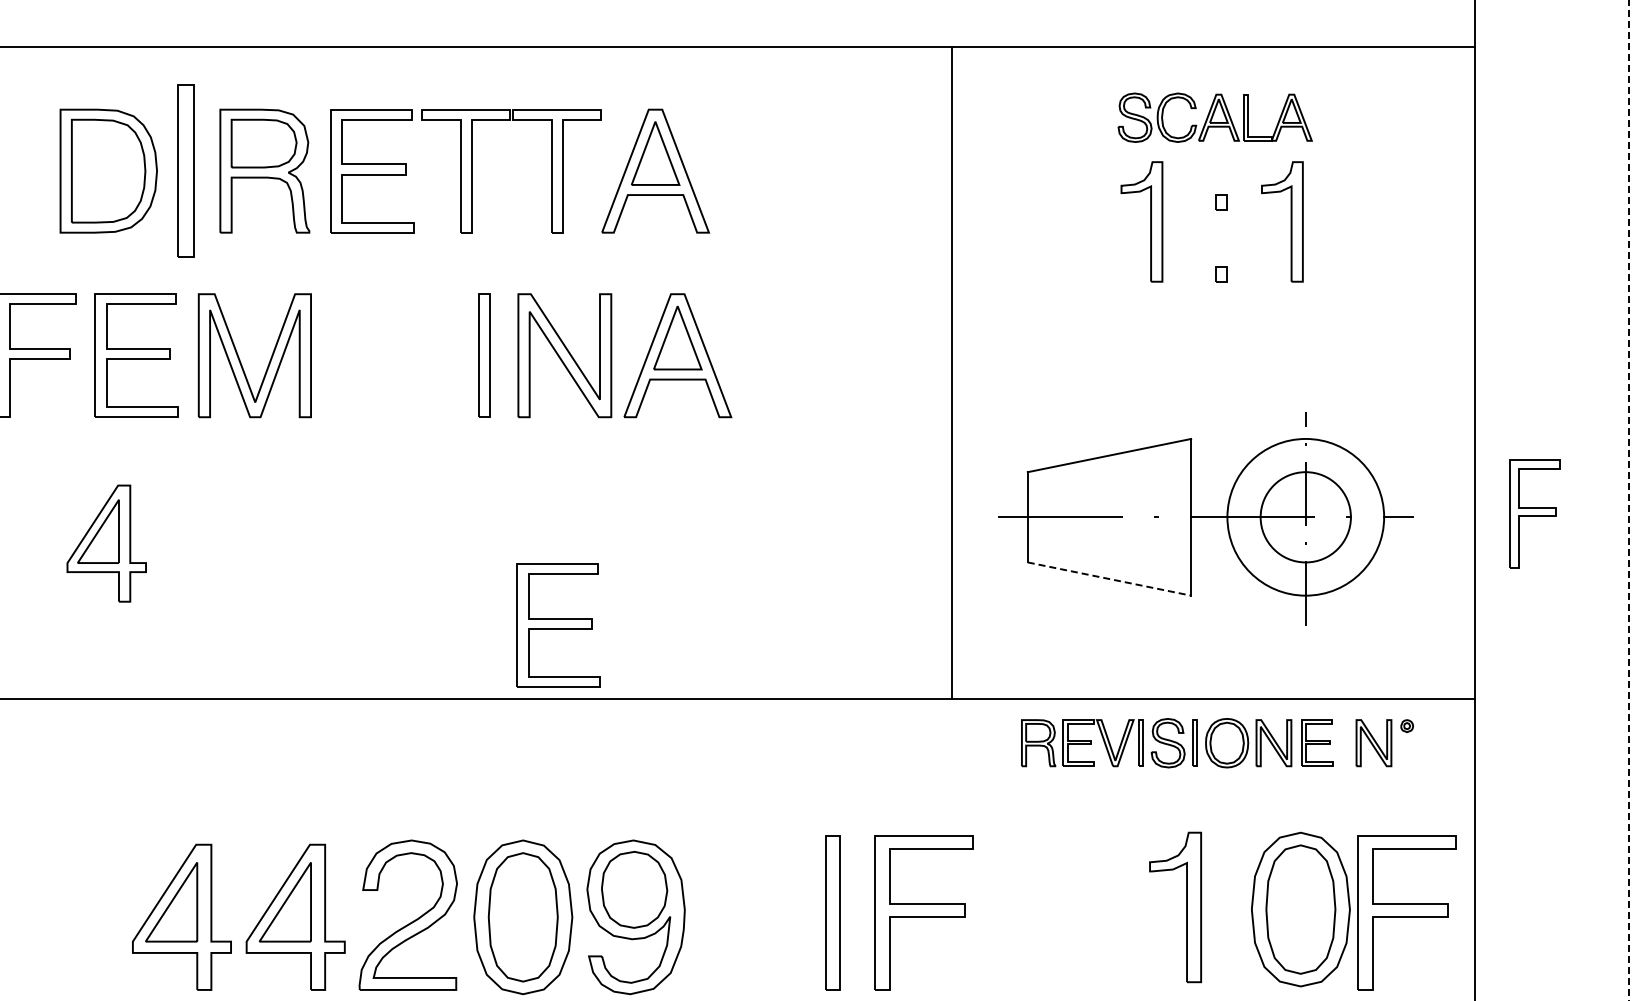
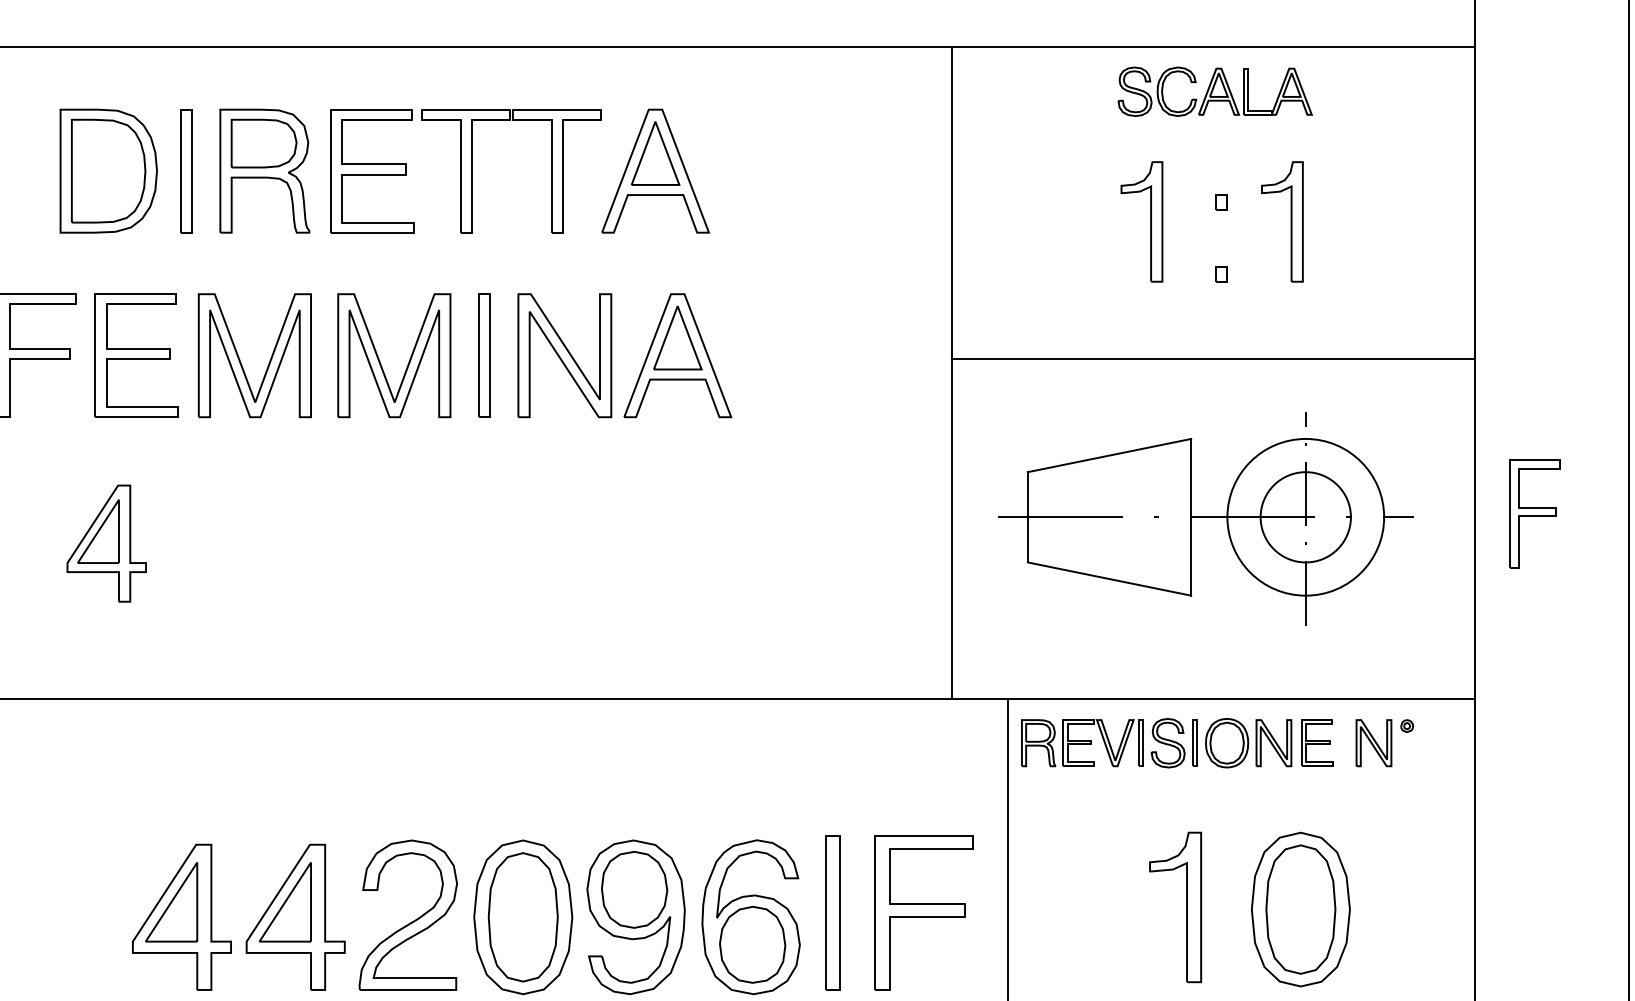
part position: (1214, 117) -> (1214, 91) (1214, 91)
part size: 18x174 px -> 13x125 px (186, 171)
line: none -> present (1213, 358)
part: none -> present (380, 361)
line: dashed -> solid (1628, 499)
line: dashed -> solid (1109, 579)
part: present -> none (558, 625)
line: none -> present (1007, 848)
part: present -> none (1406, 912)
part: none -> present (750, 917)
